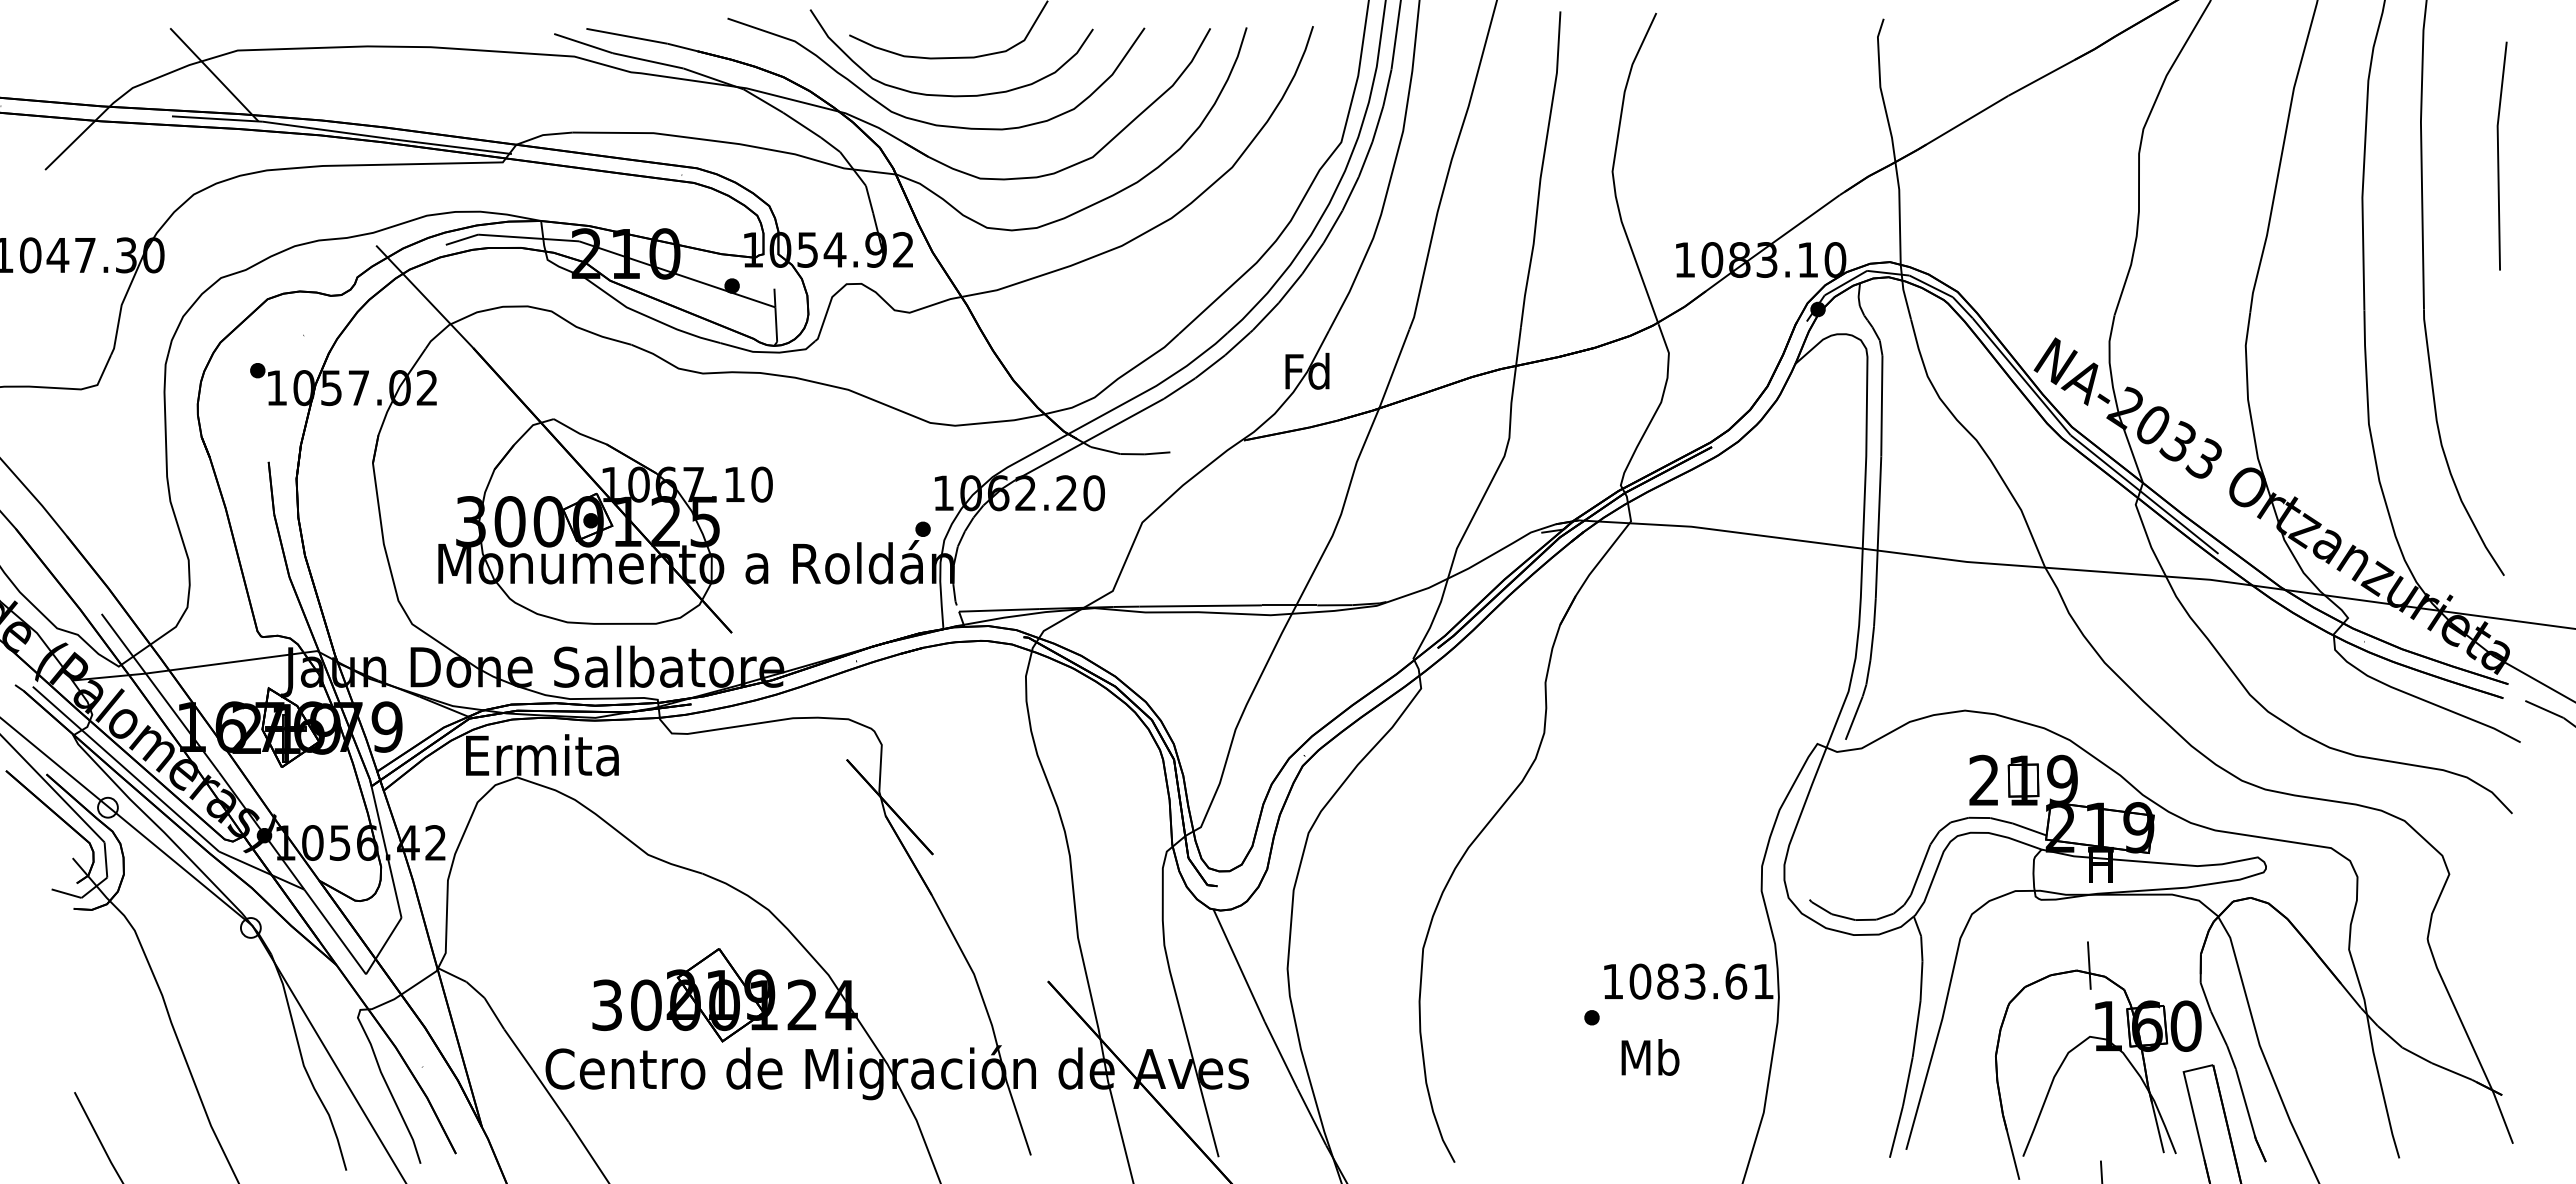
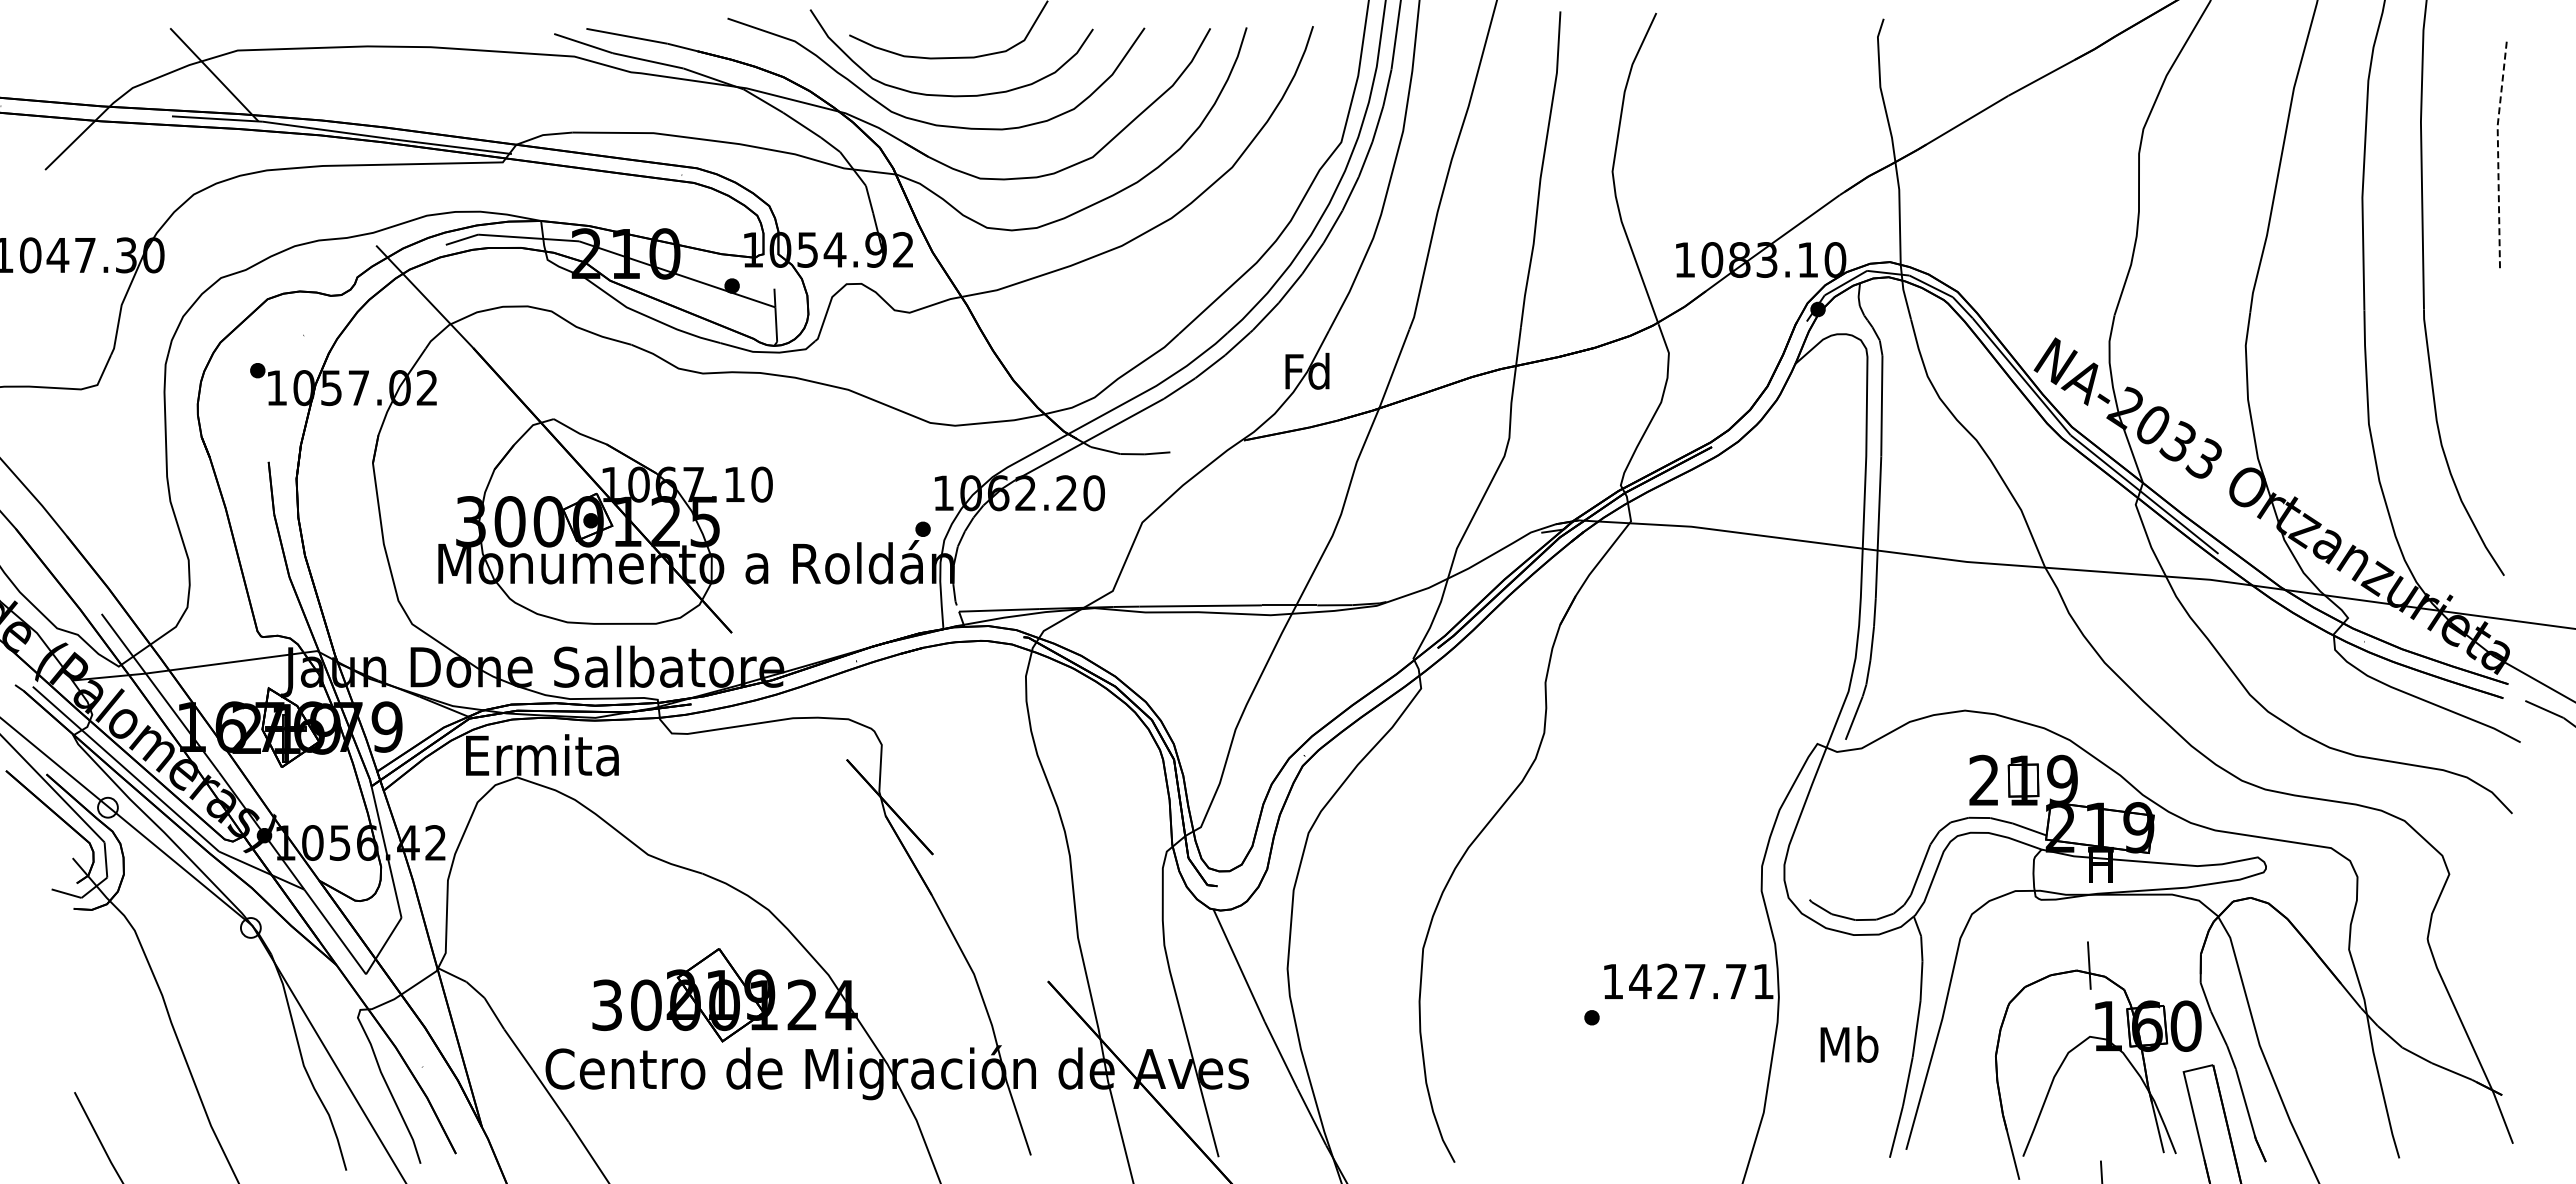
line: solid -> dashed (2498, 155)
text: 1083.61 -> 1427.71 (1688, 981)
text position: (1650, 1057) -> (1849, 1044) (1849, 1044)
